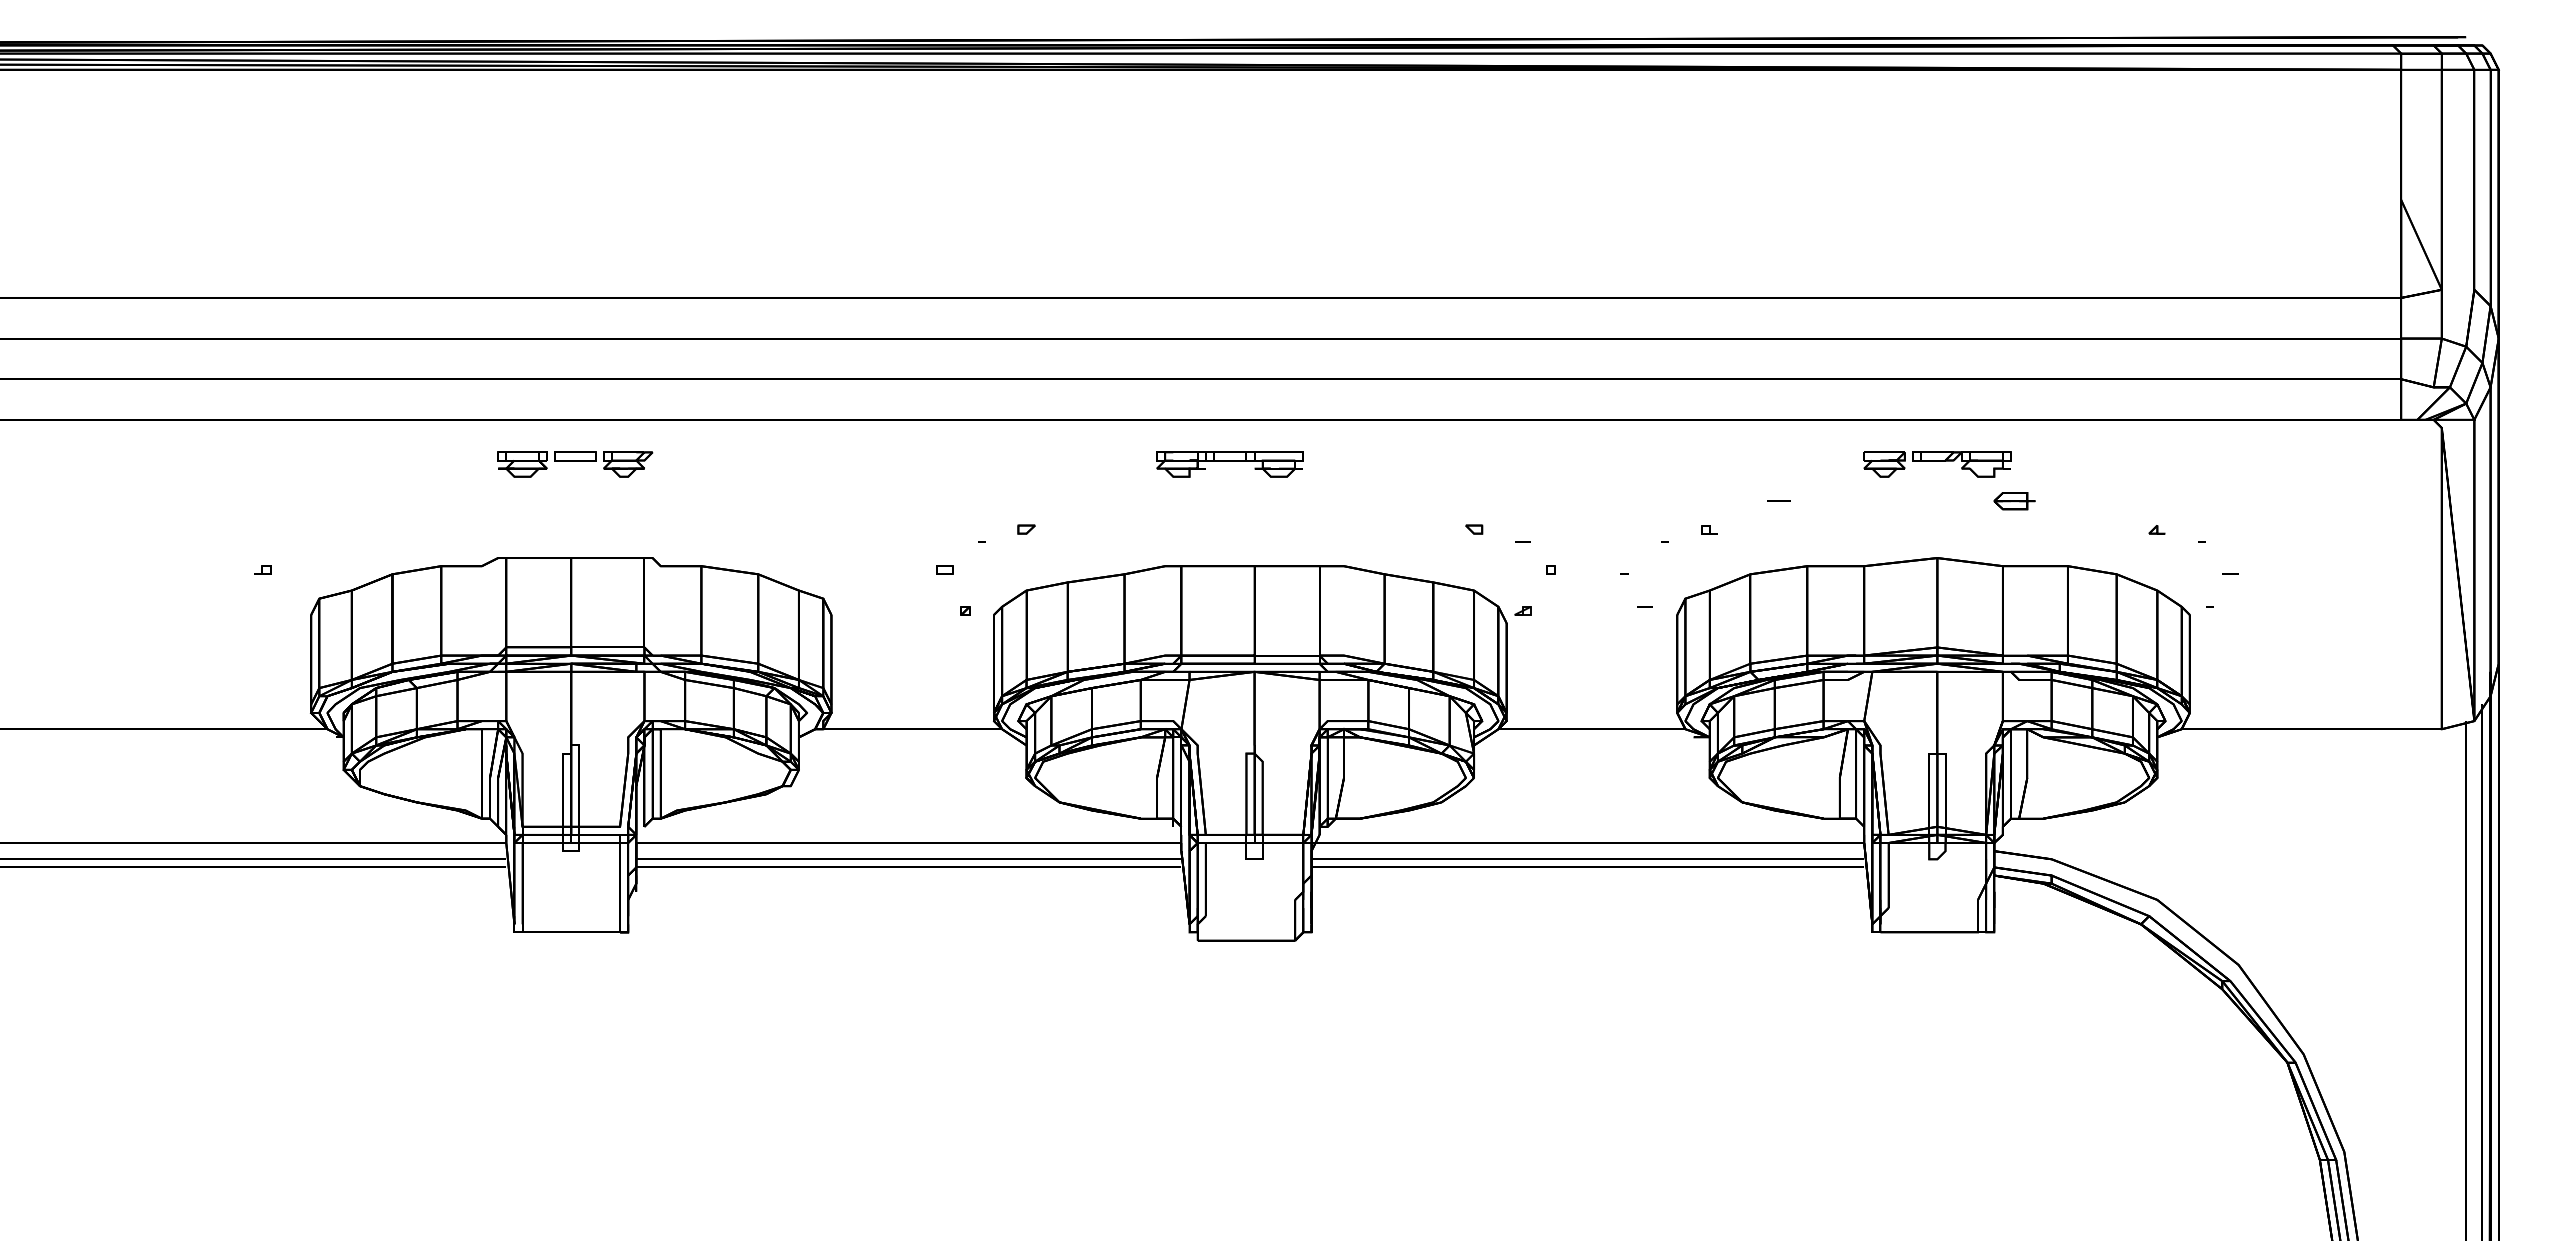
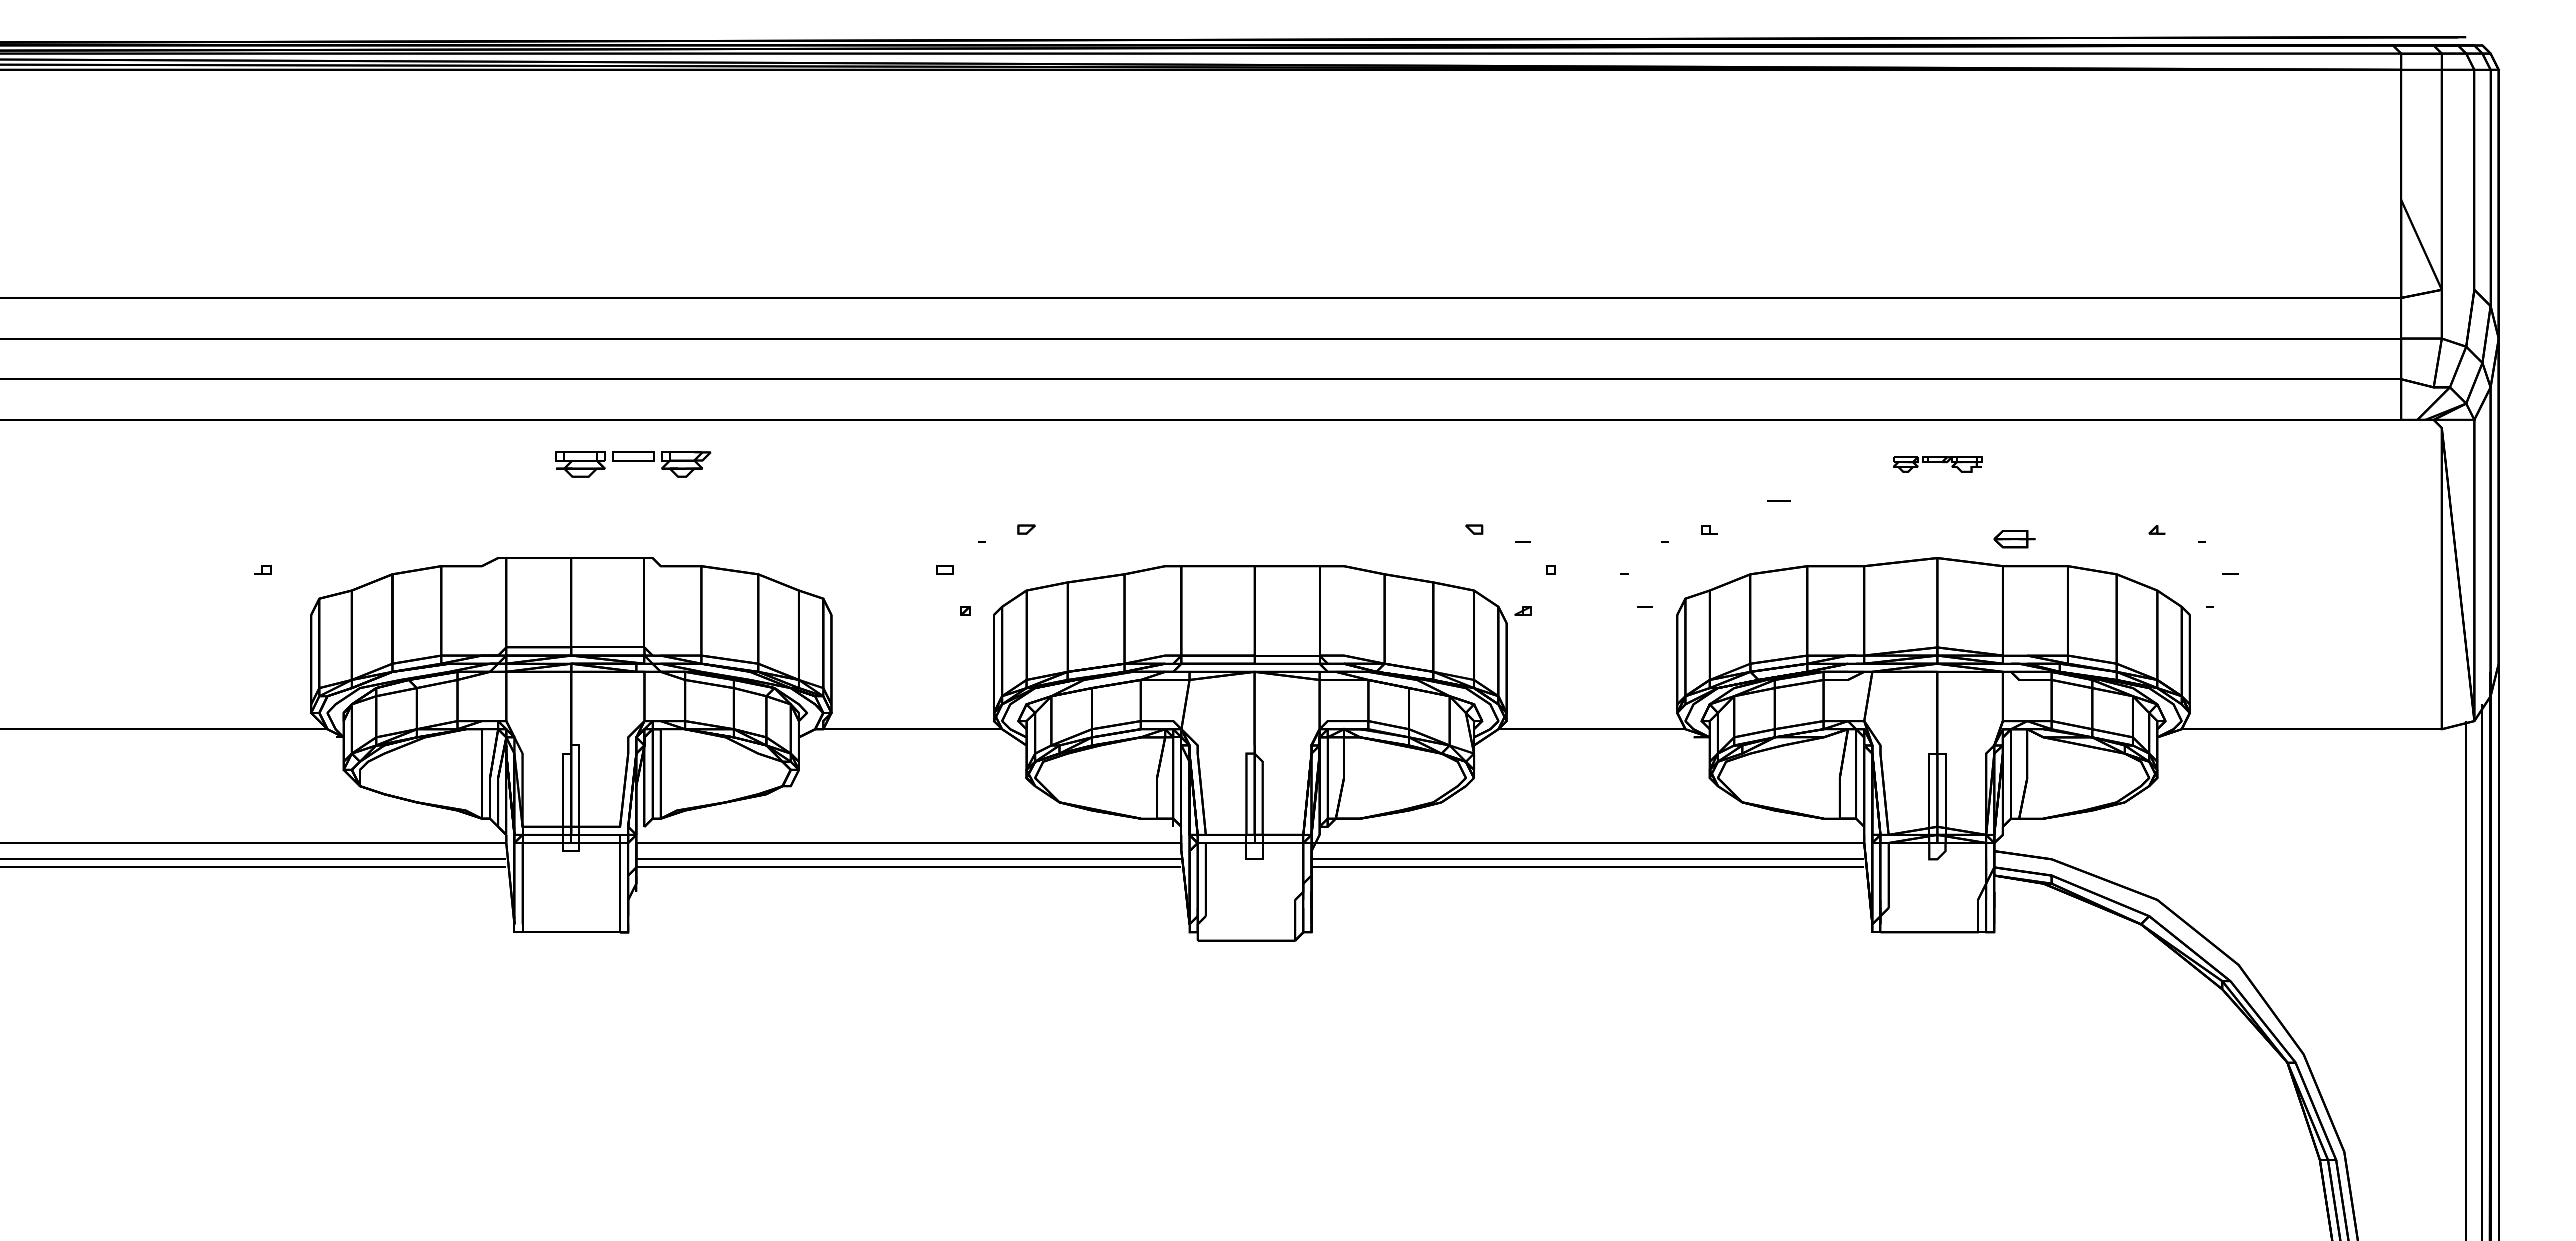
part position: (575, 464) -> (633, 464) (633, 464)
part: present -> none (1229, 464)
part size: 149x27 px -> 90x17 px (1937, 464)
part position: (2014, 501) -> (2014, 539) (2014, 539)
